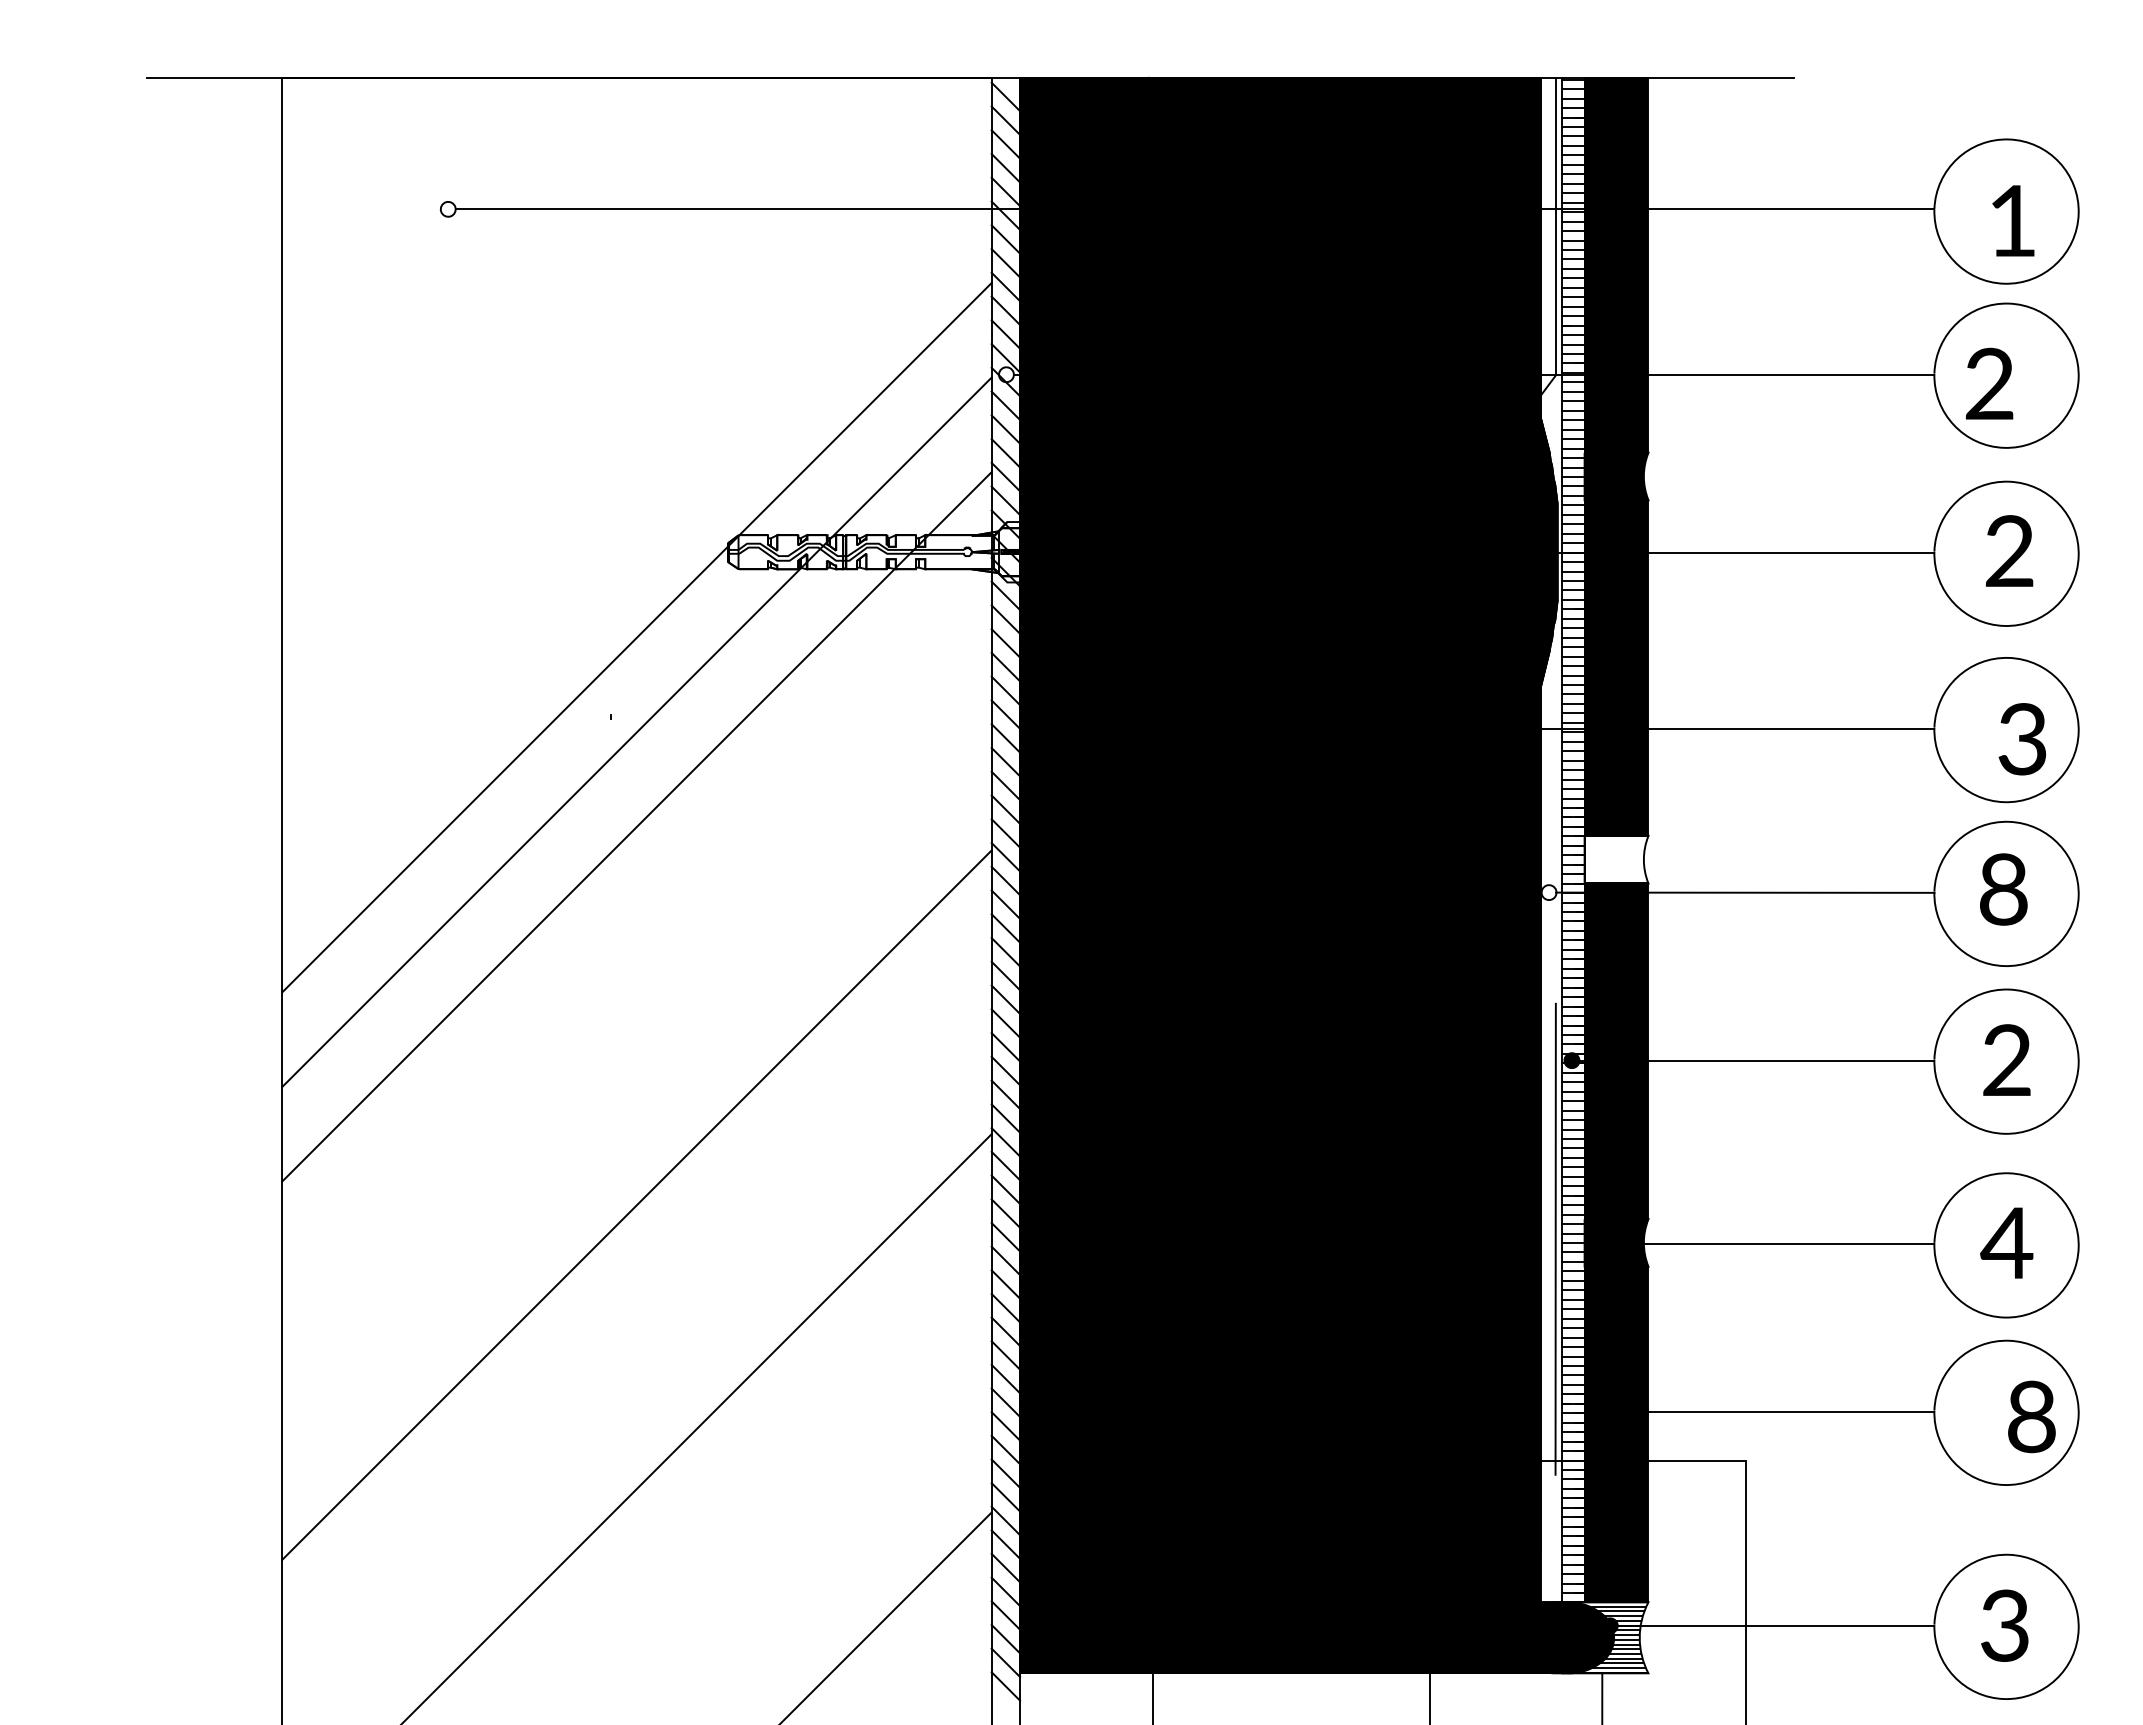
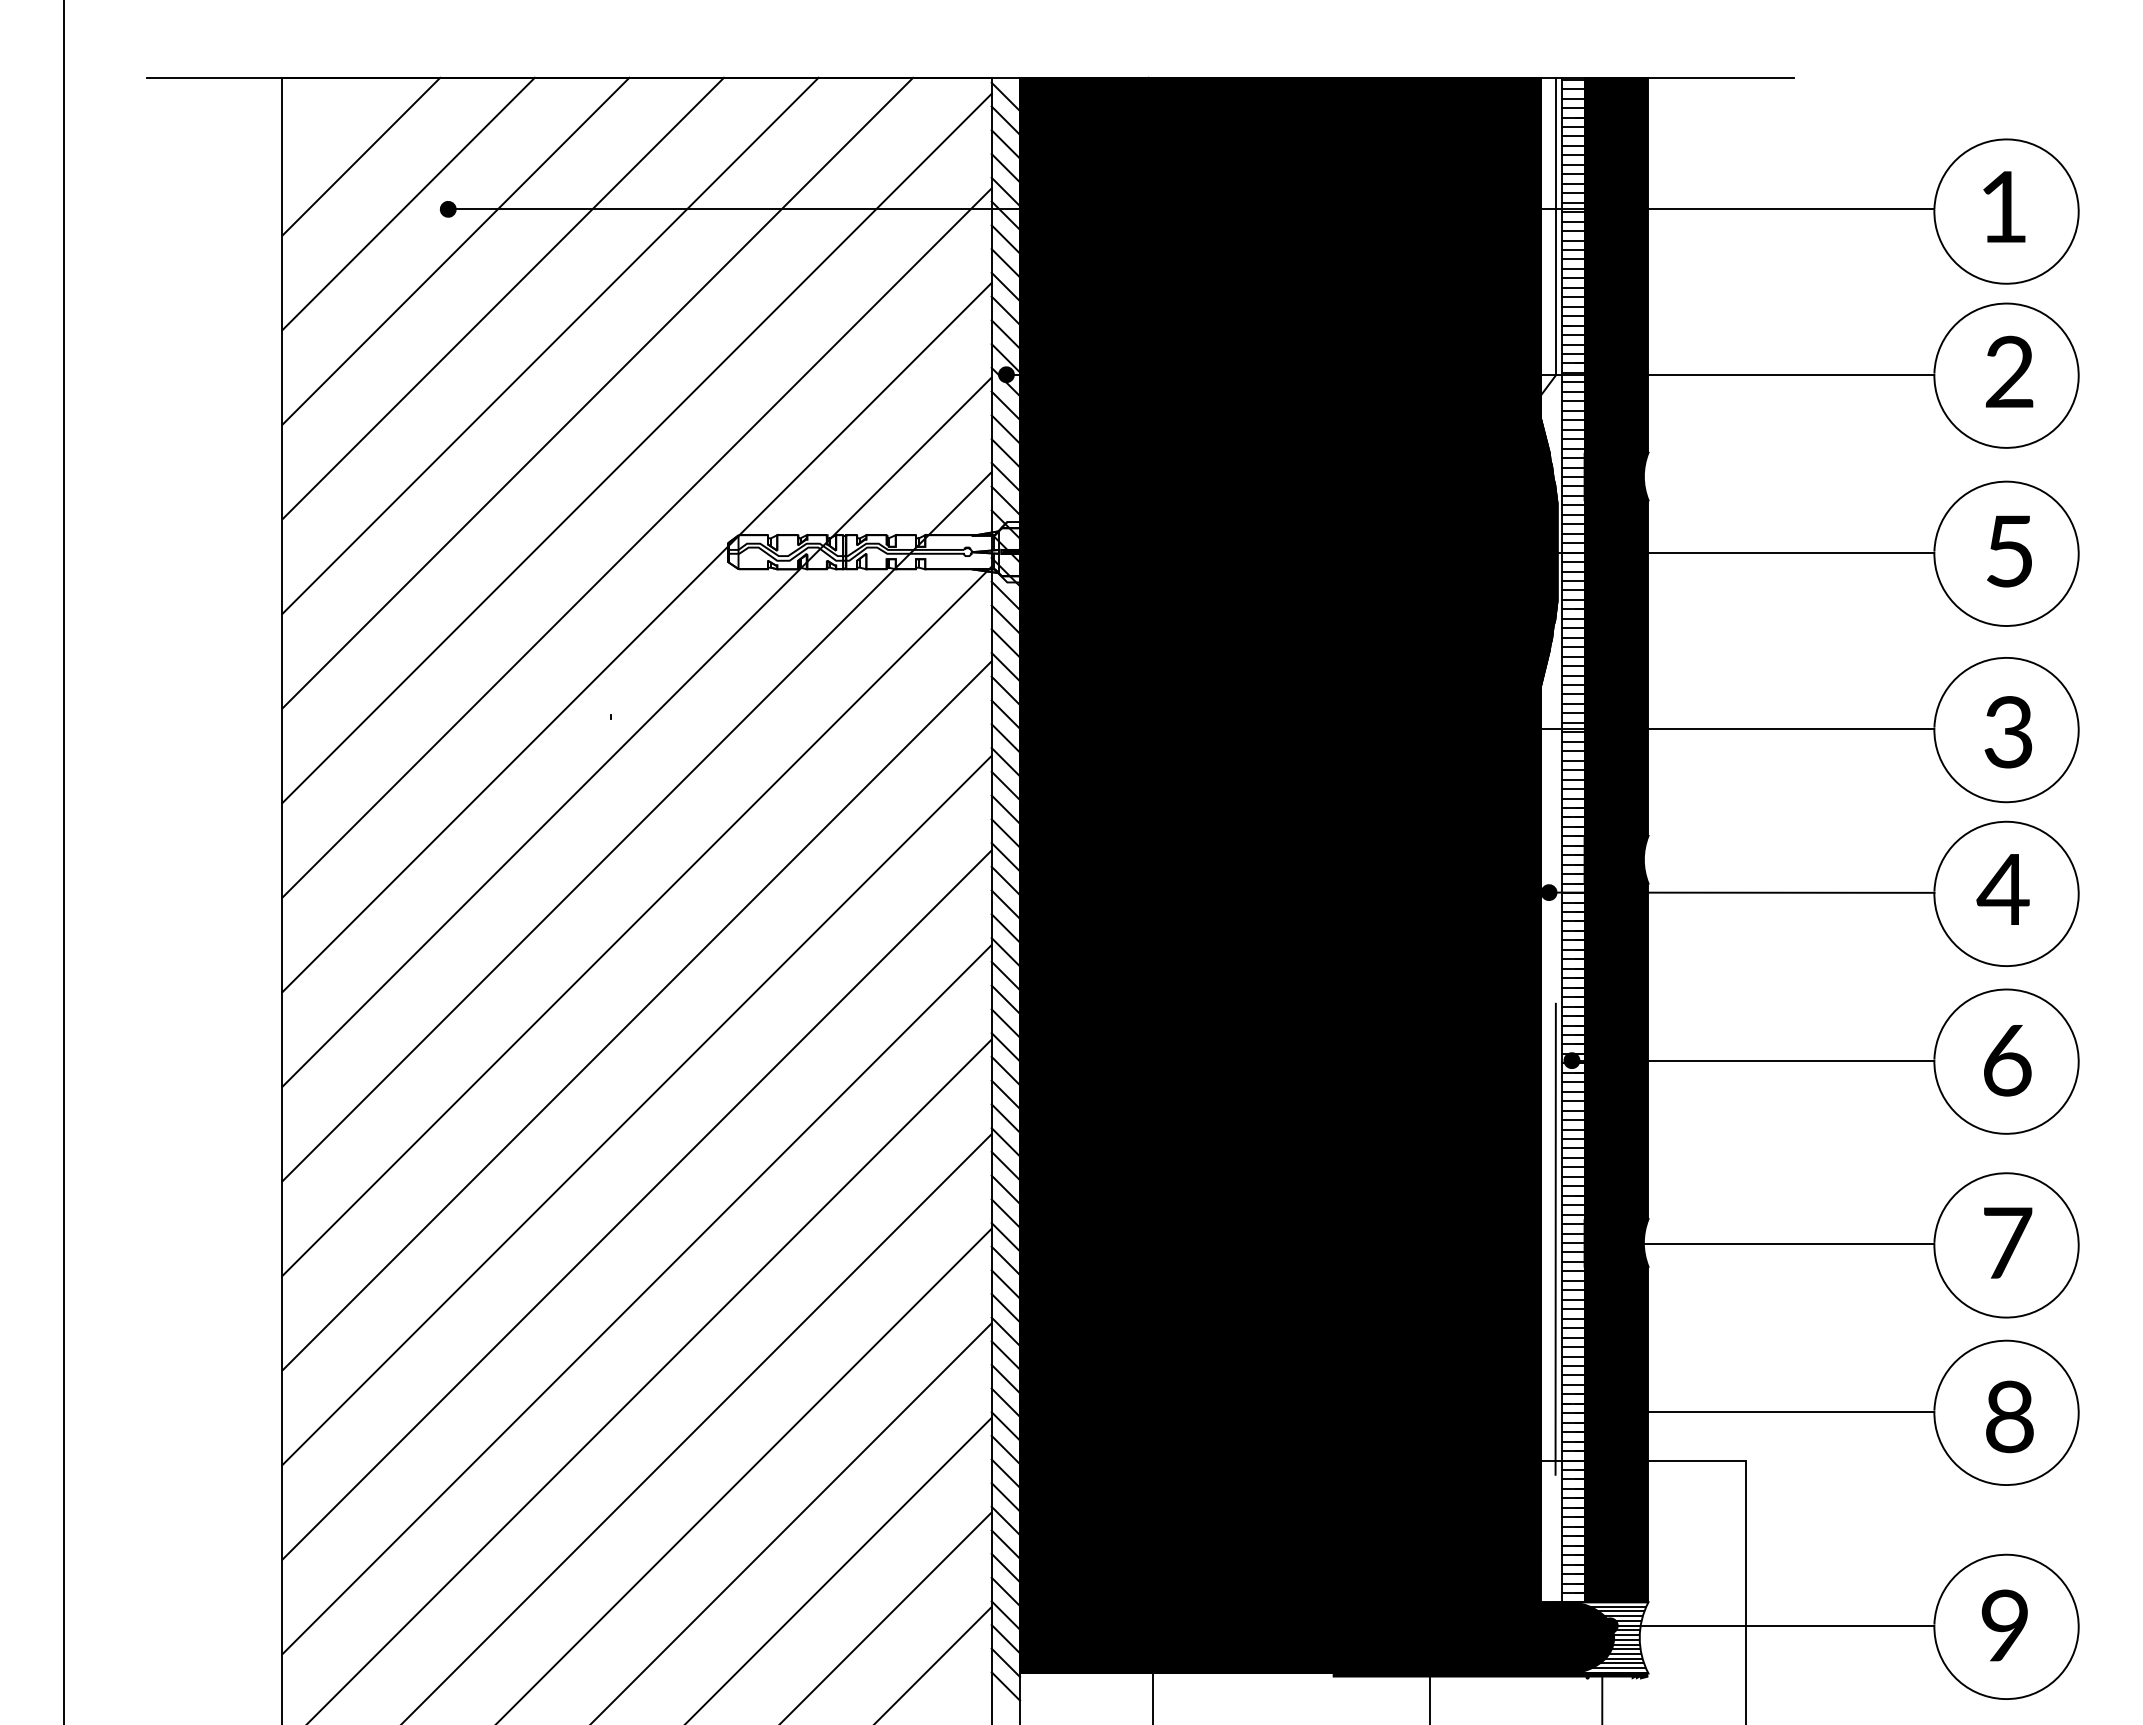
line: none -> present (361, 156)
line: none -> present (408, 203)
fill: none -> present (447, 208)
text position: (2013, 220) -> (2004, 206) (2004, 206)
line: none -> present (455, 250)
line: none -> present (502, 298)
line: none -> present (550, 345)
fill: none -> present (1006, 374)
text position: (1989, 383) -> (2009, 371) (2009, 371)
line: none -> present (597, 392)
line: none -> present (636, 448)
line: none -> present (636, 542)
text: 2 -> 5 (2009, 551)
text position: (2022, 739) -> (2008, 732) (2008, 732)
fill: none -> present (1616, 859)
line: none -> present (64, 861)
text: 8 -> 4 (2002, 889)
fill: none -> present (1548, 892)
line: none -> present (636, 921)
line: none -> present (636, 1015)
text: 2 -> 6 (2007, 1060)
line: none -> present (636, 1110)
text: 4 -> 7 (2006, 1242)
line: none -> present (636, 1299)
line: none -> present (650, 1380)
text position: (2031, 1416) -> (2009, 1416) (2009, 1416)
line: none -> present (744, 1474)
line: none -> present (792, 1522)
line: none -> present (839, 1569)
text: 3 -> 9 (2004, 1625)
line: none -> present (934, 1664)
fill: none -> present (1490, 1676)
